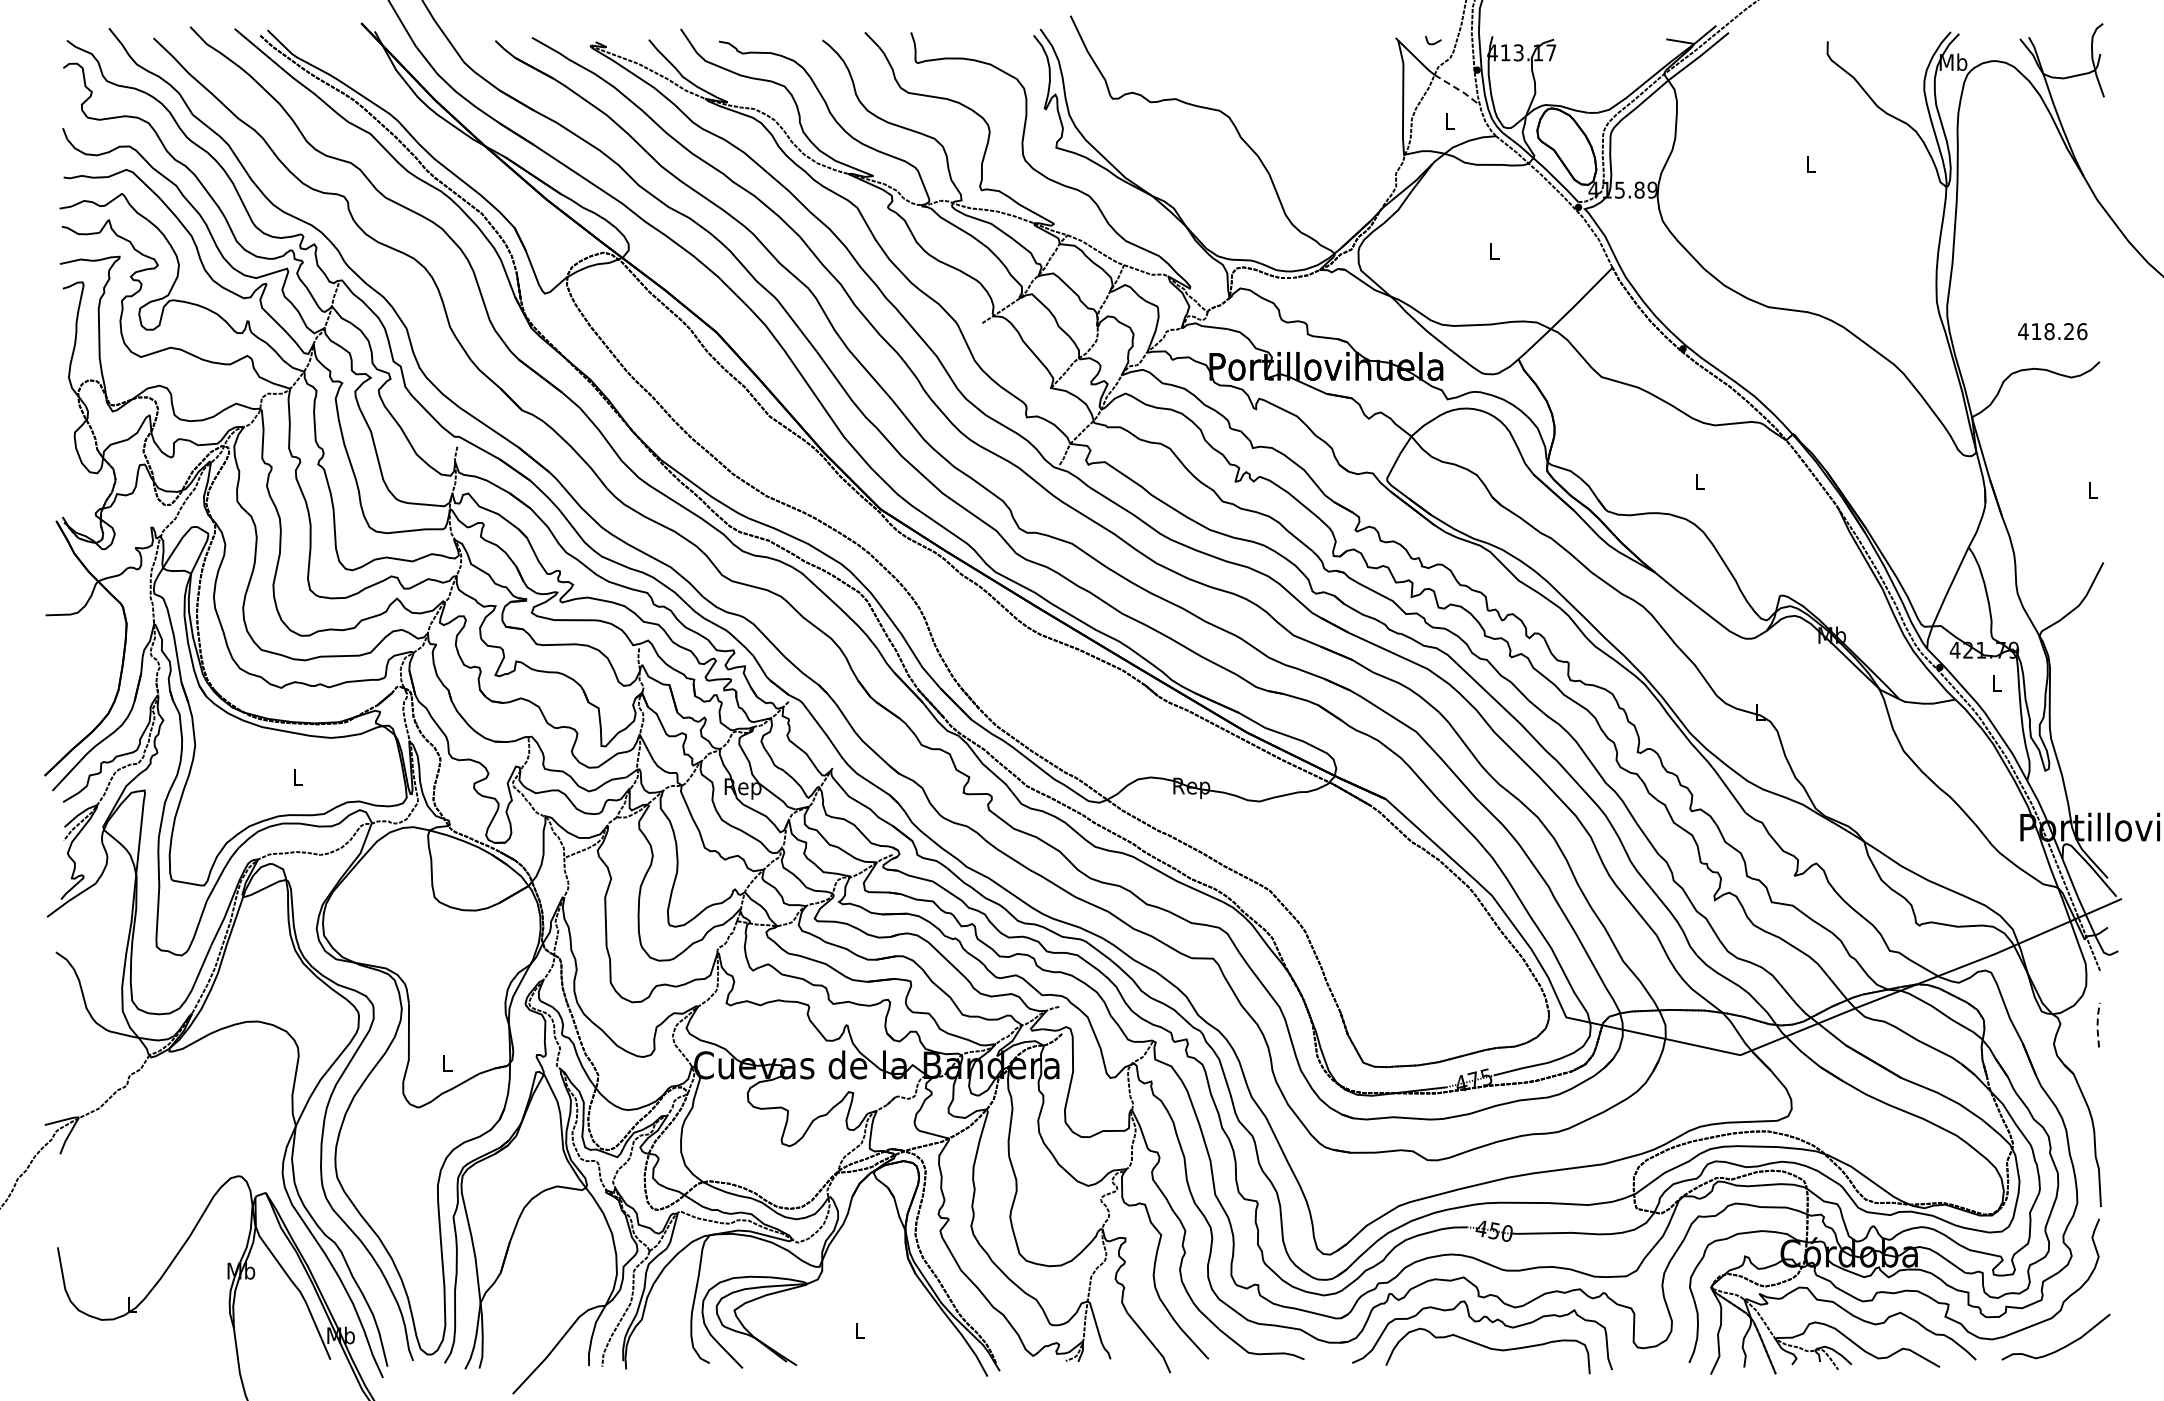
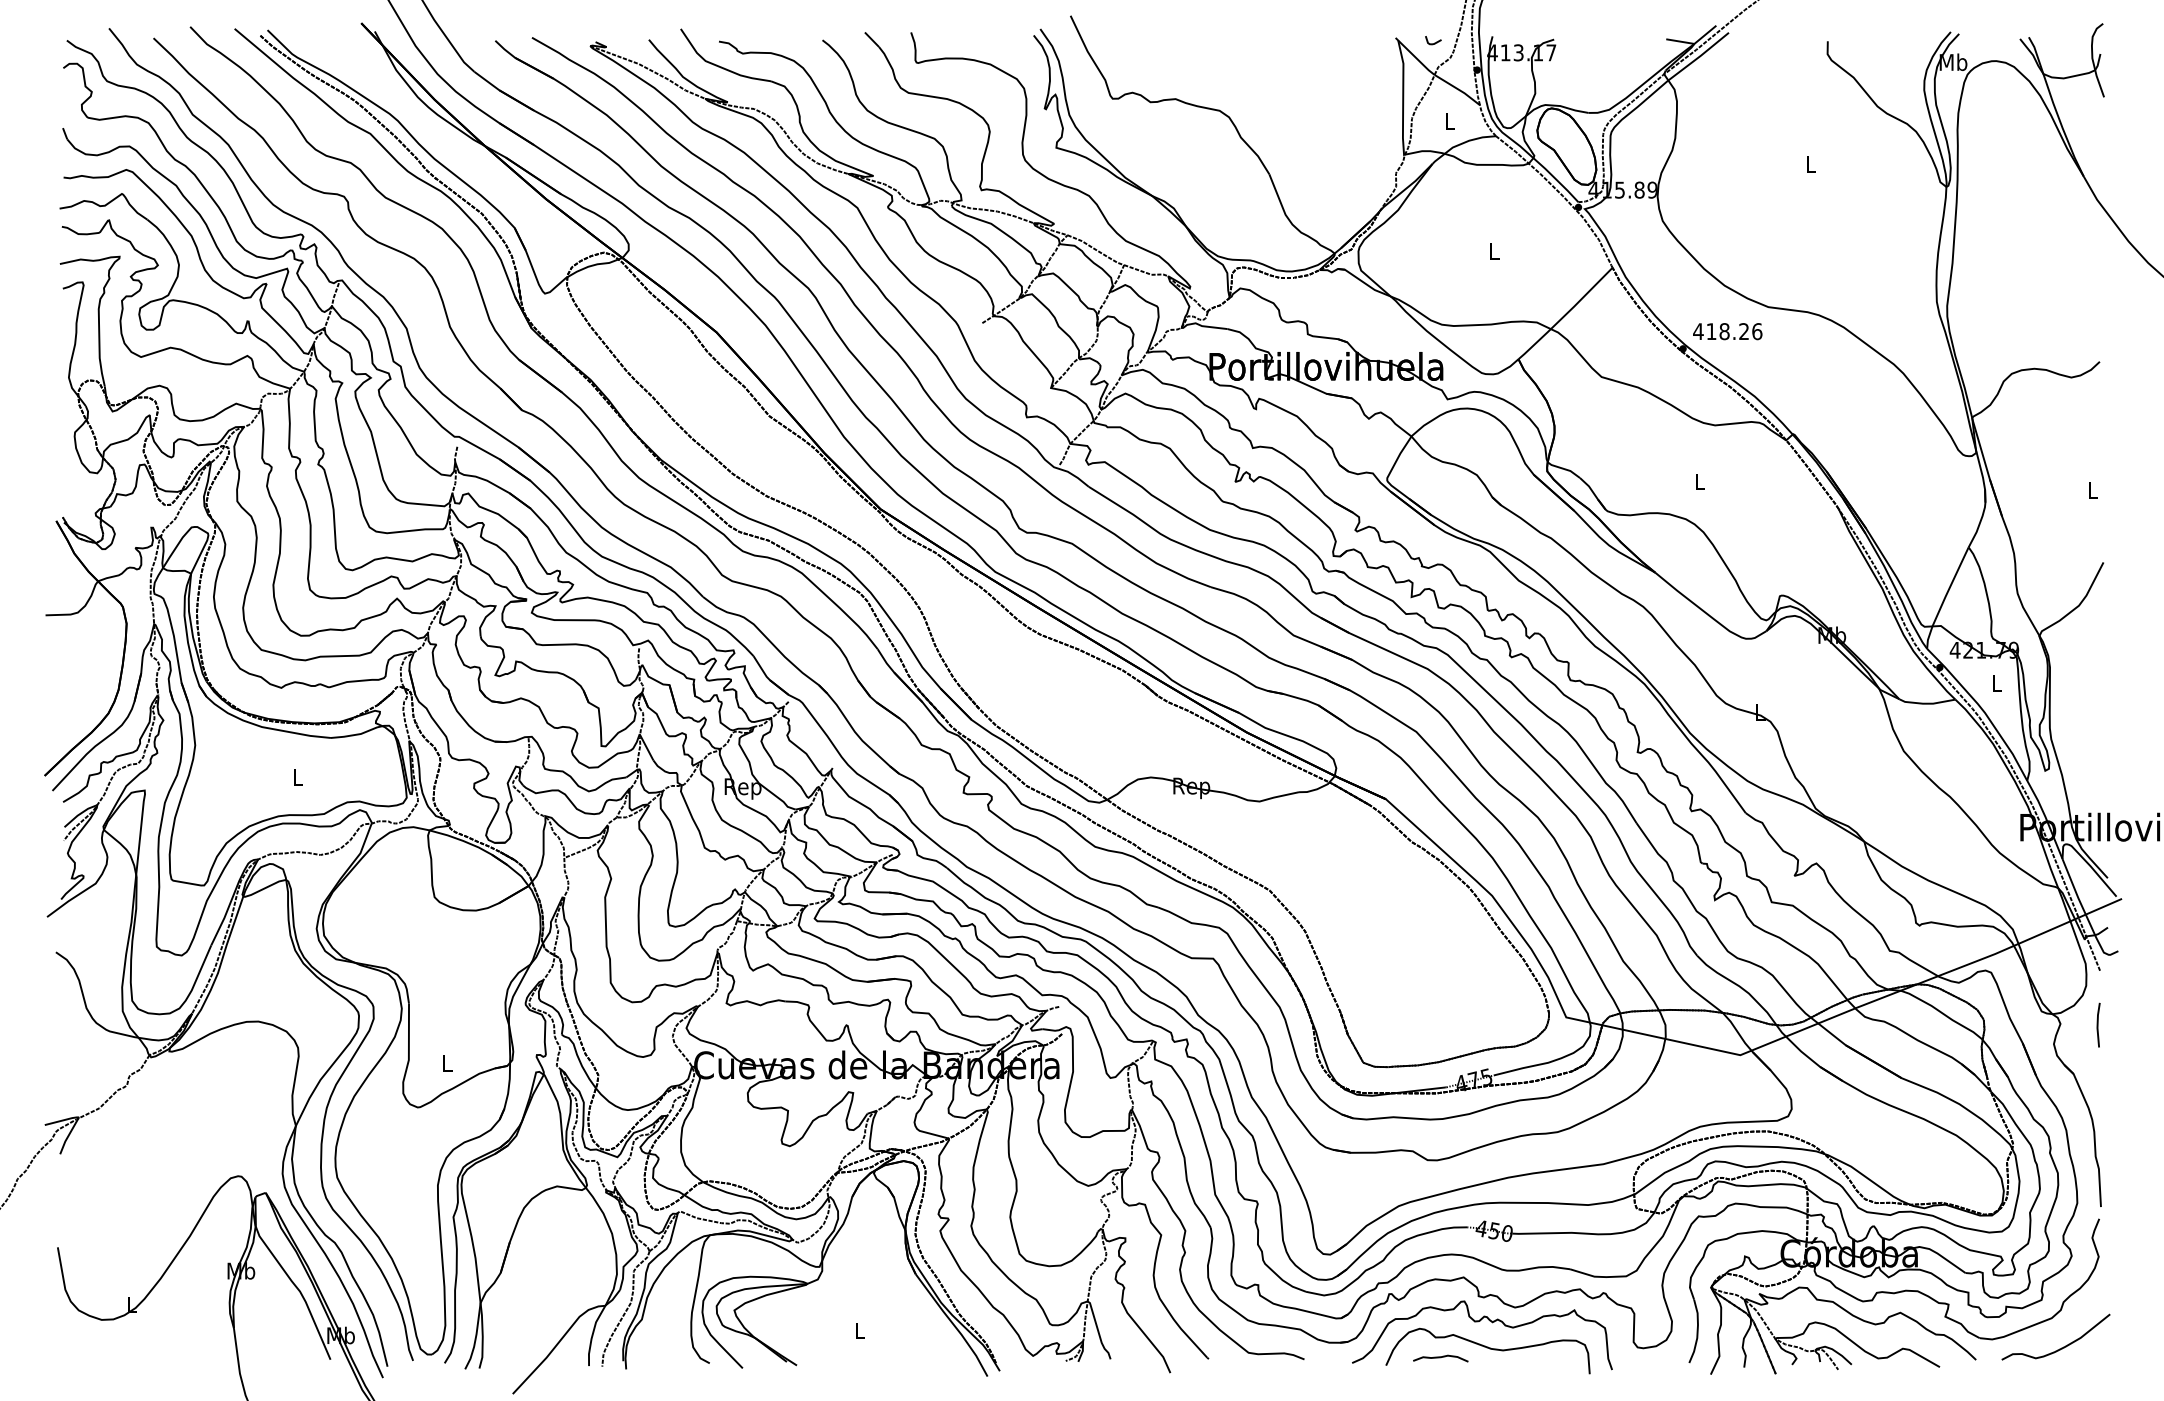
line: dashed -> solid (1458, 89)
text position: (2052, 331) -> (1727, 331) (1727, 331)
line: dashed -> solid (2097, 1025)
curve: none -> present (1440, 1358)
